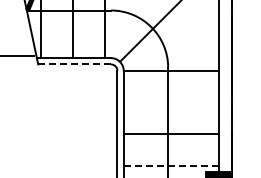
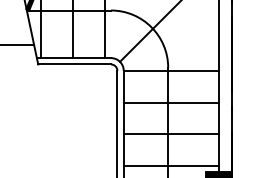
line position: (18, 56) -> (18, 45) (18, 45)
line: dashed -> solid (75, 64)
line: none -> present (170, 102)
line: dashed -> solid (171, 166)
